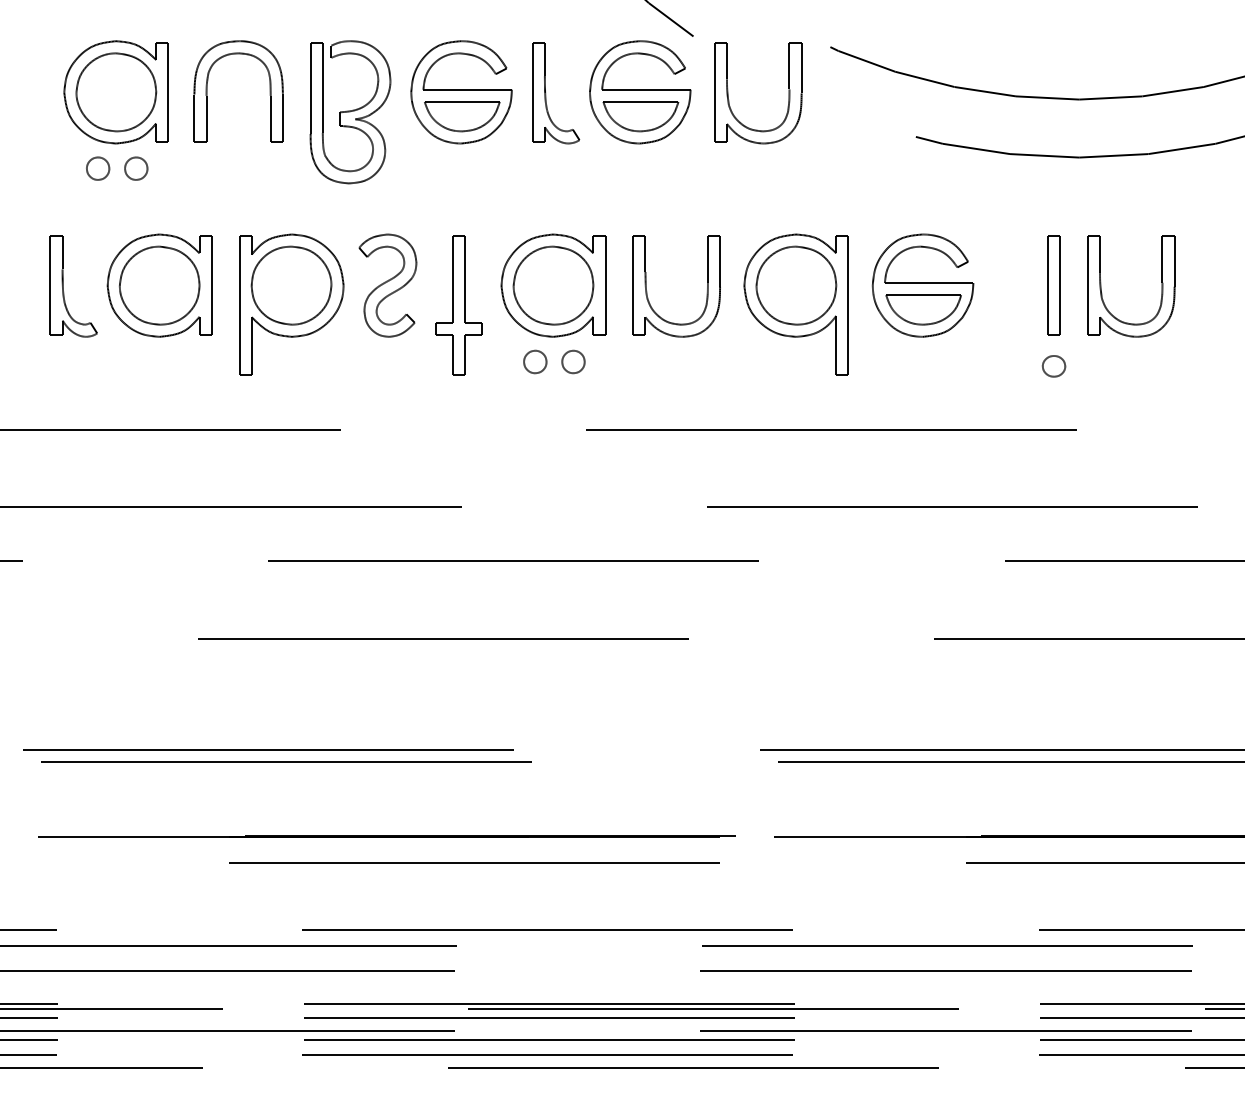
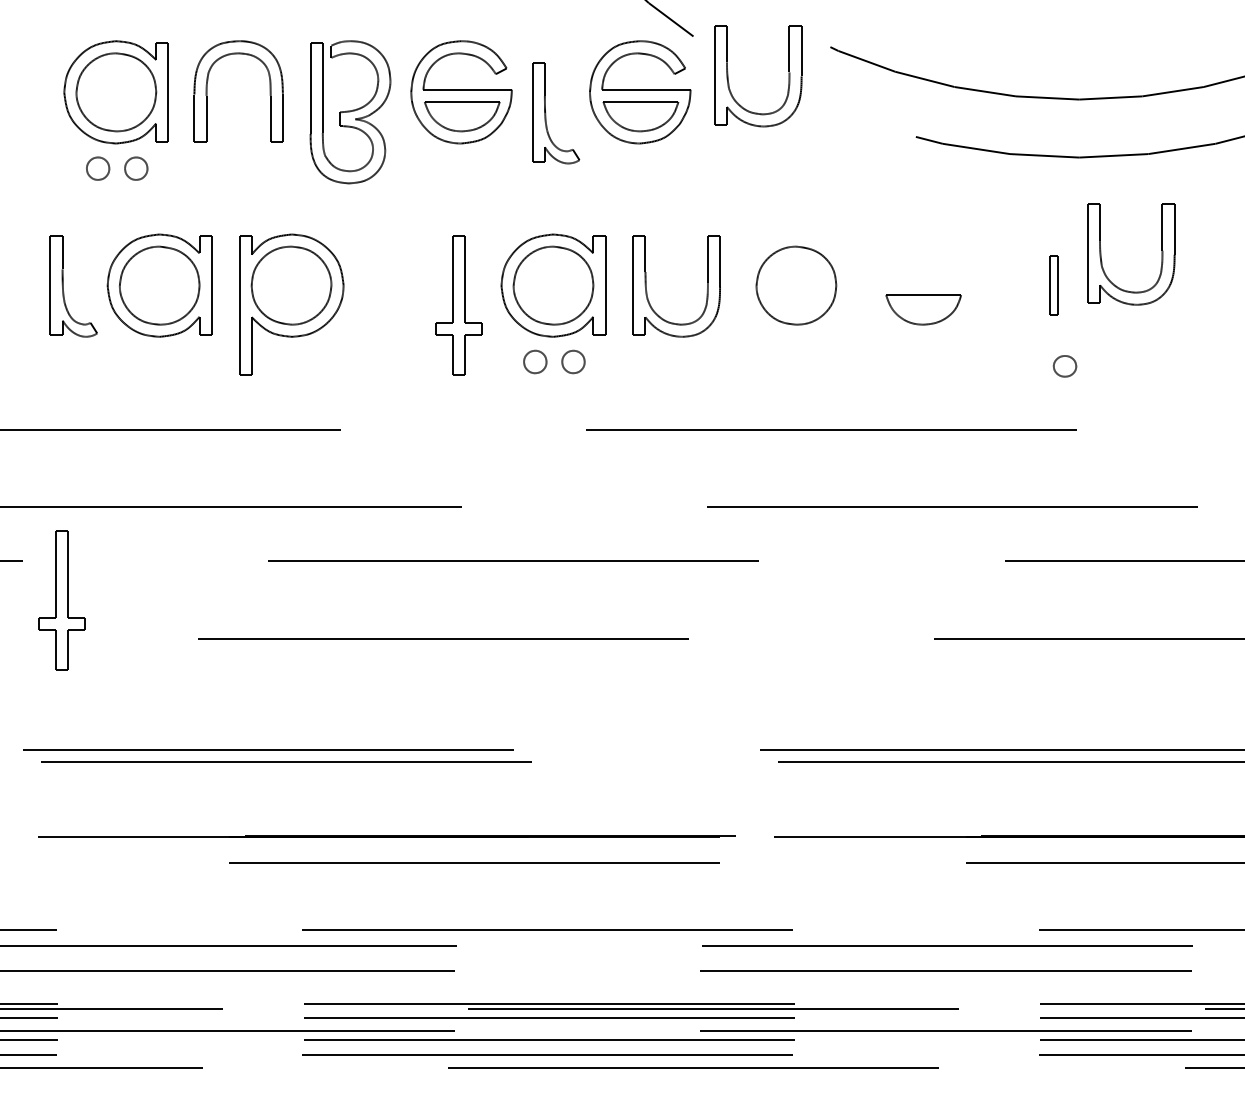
part position: (546, 93) -> (546, 113) (546, 113)
part position: (729, 100) -> (729, 83) (729, 83)
part: present -> none (387, 285)
part: present -> none (922, 285)
part size: 14x101 px -> 10x61 px (1053, 285)
part position: (1102, 293) -> (1102, 261) (1102, 261)
part: present -> none (795, 304)
part position: (1053, 366) -> (1064, 366) (1064, 366)
part: none -> present (61, 600)
